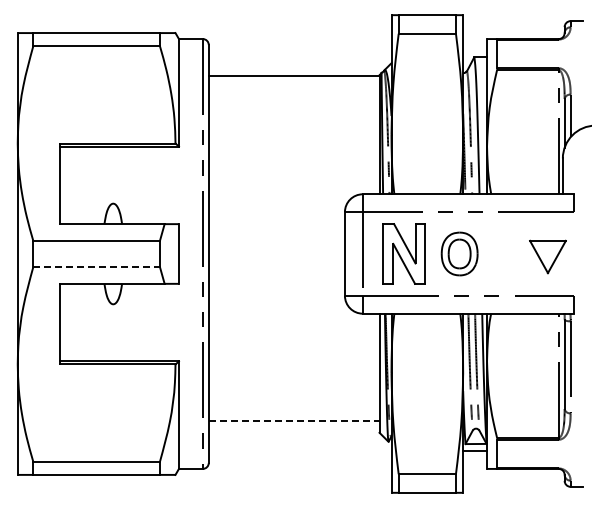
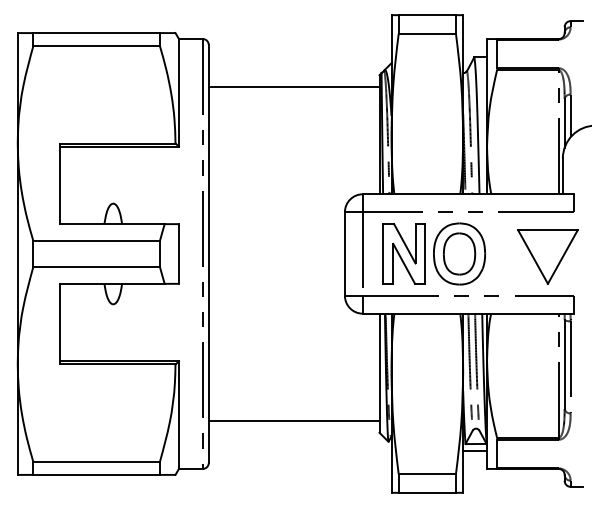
line position: (293, 75) -> (293, 86) (293, 86)
part size: 39x46 px -> 54x64 px (459, 253)
part size: 38x36 px -> 62x56 px (547, 256)
line: dashed -> solid (97, 267)
line: dashed -> solid (294, 421)
